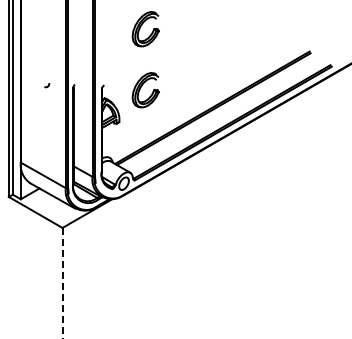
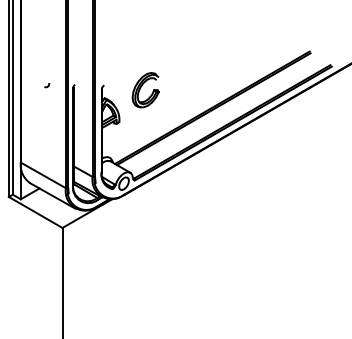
part: present -> none (145, 29)
line: dashed -> solid (62, 283)
